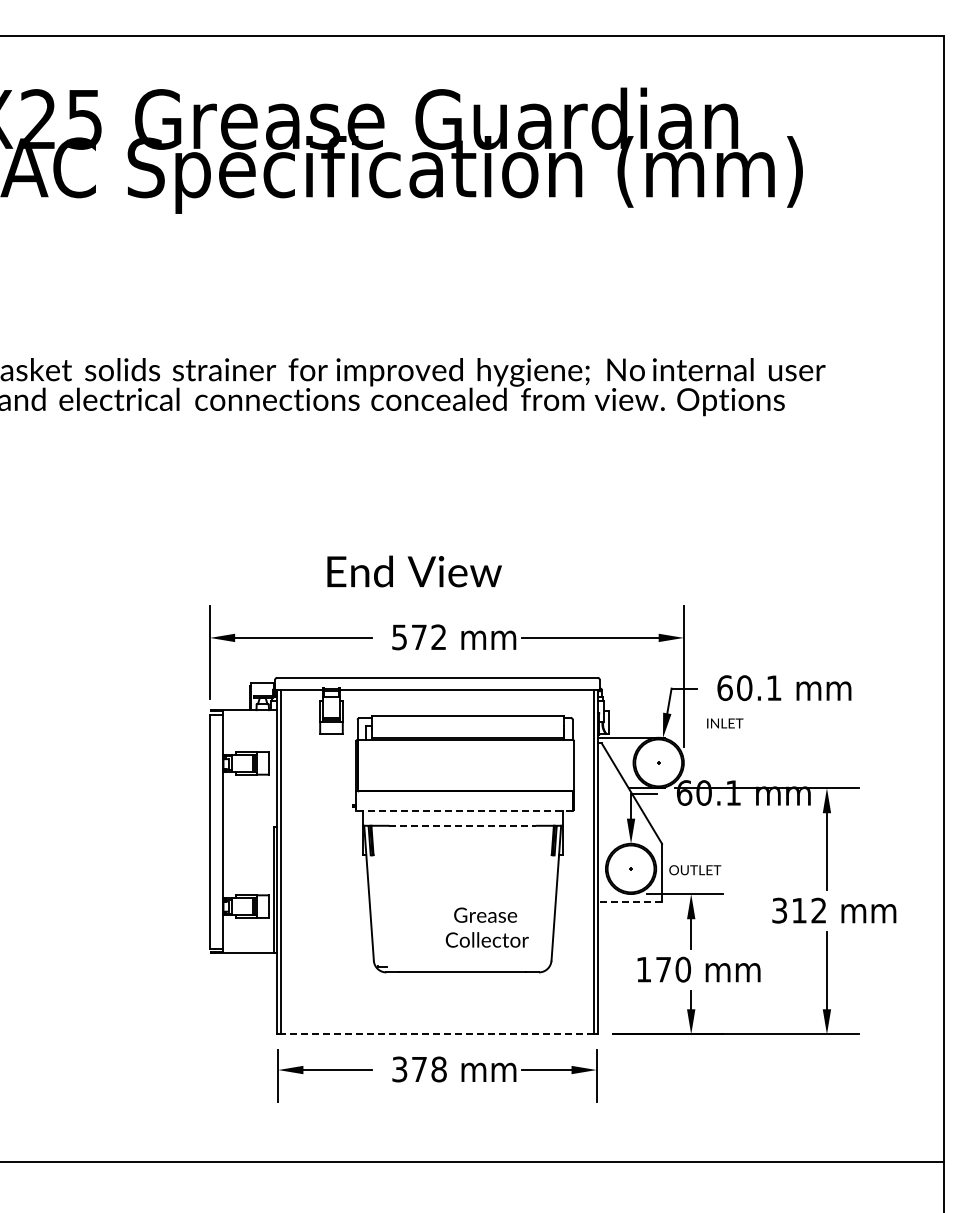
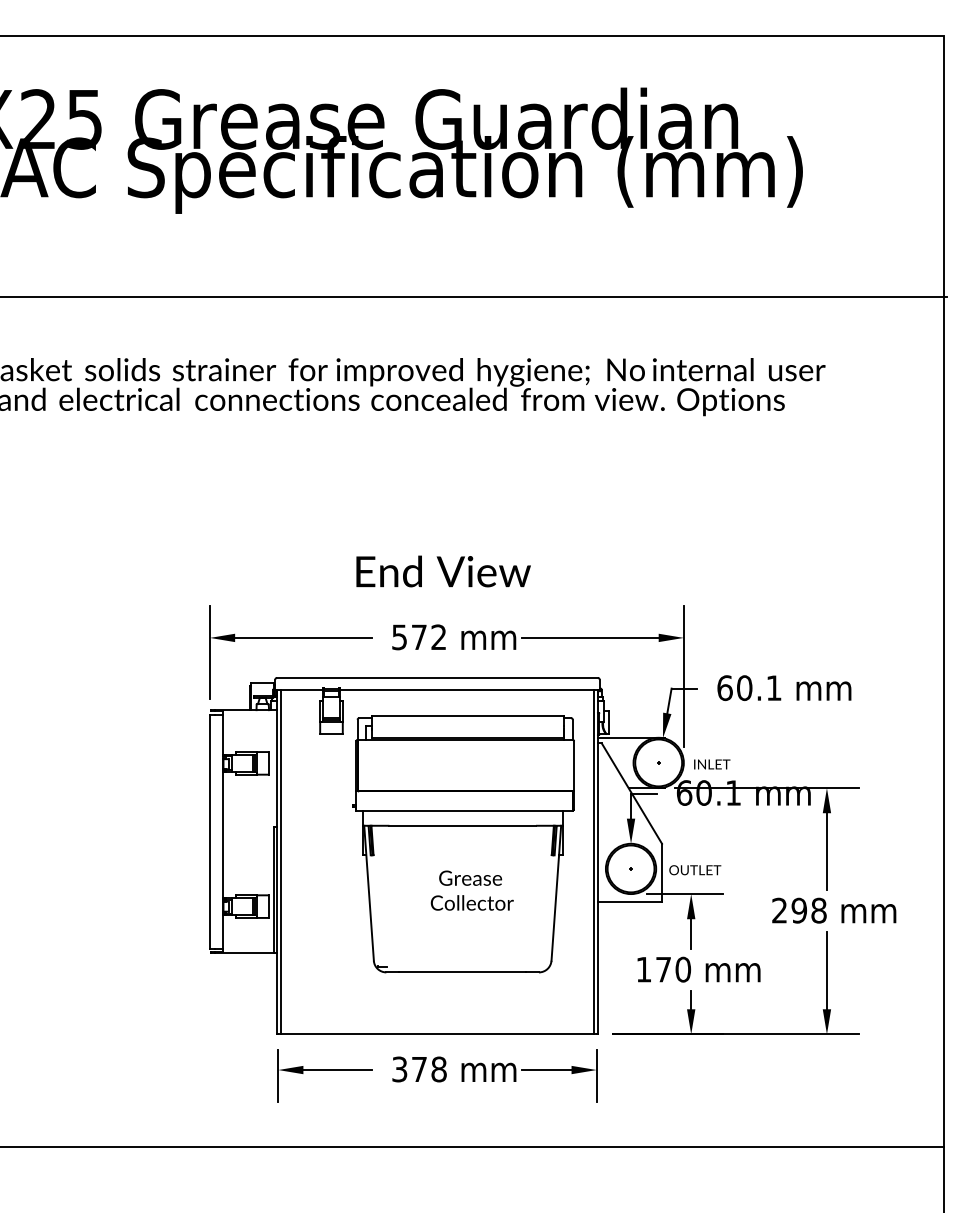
line: none -> present (474, 296)
text position: (414, 571) -> (443, 571) (443, 571)
text position: (725, 723) -> (712, 764) (712, 764)
line: dashed -> solid (464, 810)
line: dashed -> solid (463, 825)
line: dashed -> solid (629, 902)
text: 312 -> 298 (799, 910)
text position: (486, 927) -> (471, 890) (471, 890)
line: dashed -> solid (436, 1034)
line position: (472, 1162) -> (472, 1147) (472, 1147)
